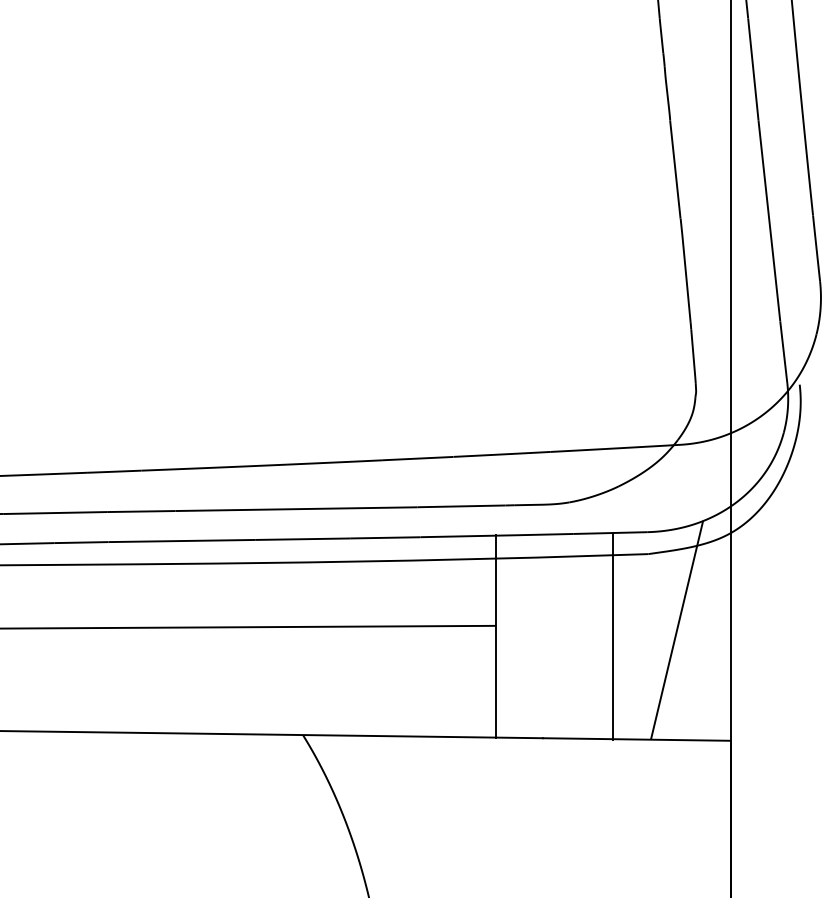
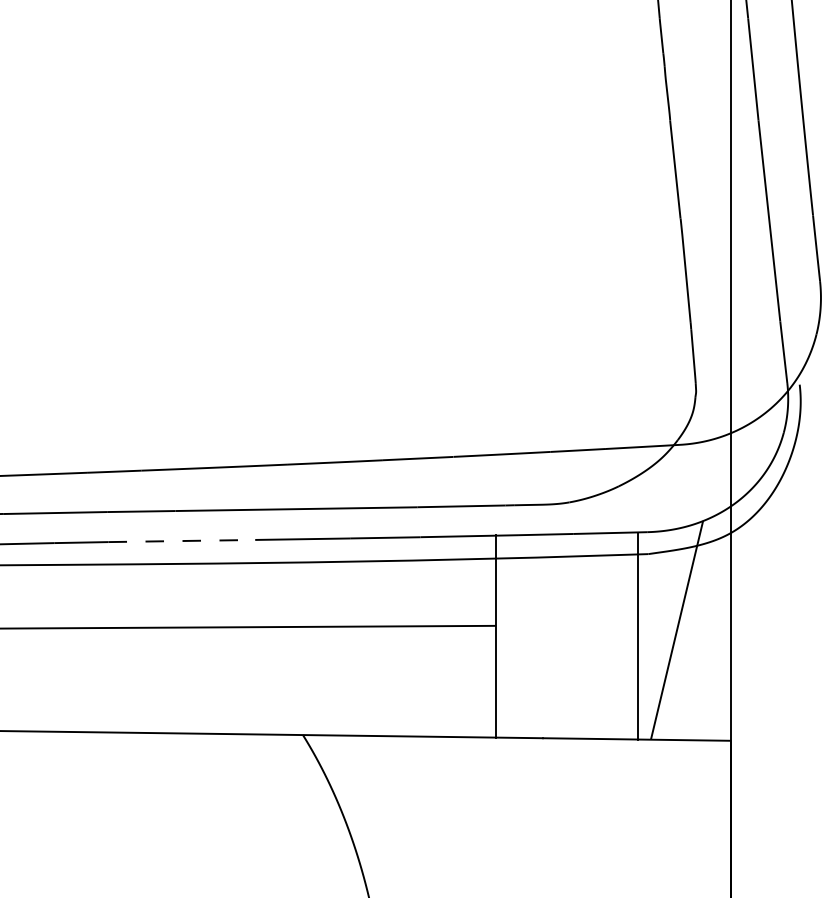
line: solid -> dashed (182, 541)
line position: (613, 636) -> (638, 636) (638, 636)
